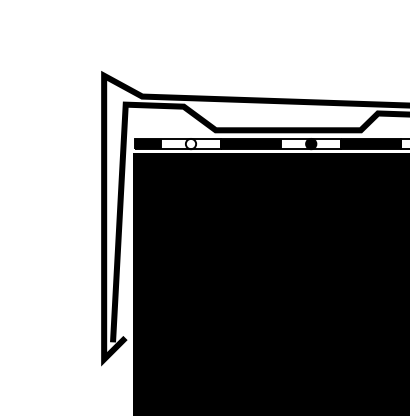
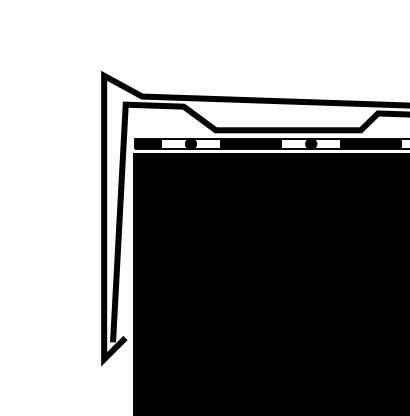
fill: none -> present (190, 143)
